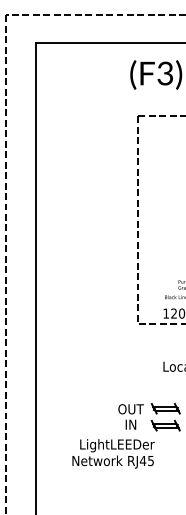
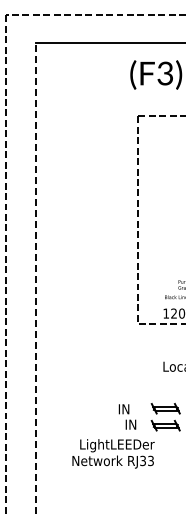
line: solid -> dashed (36, 278)
text: OUT -> IN (130, 409)
text: RJ45 -> RJ33 (146, 460)
